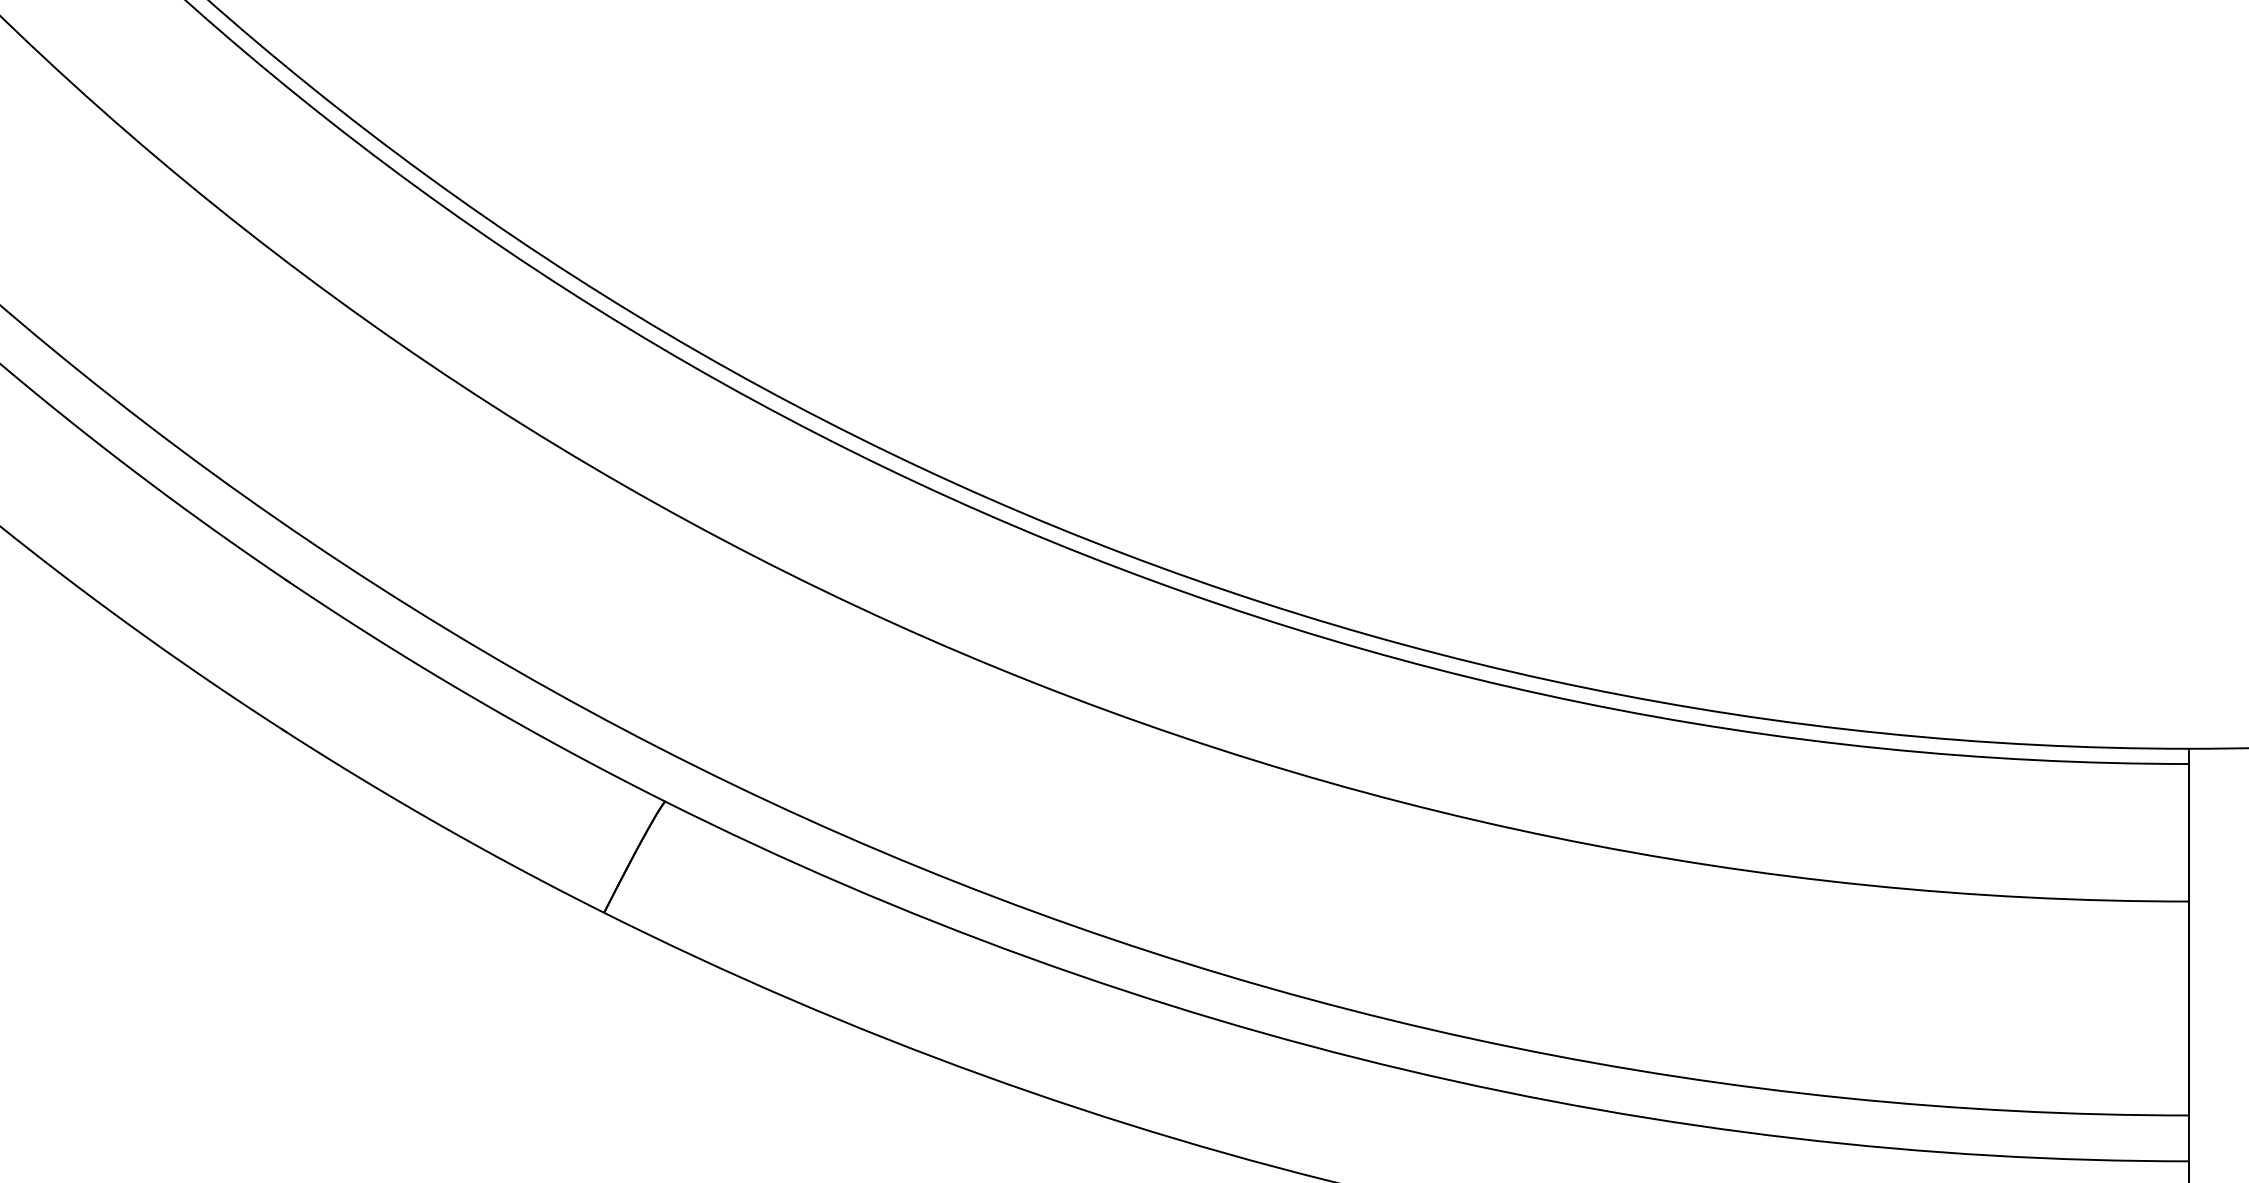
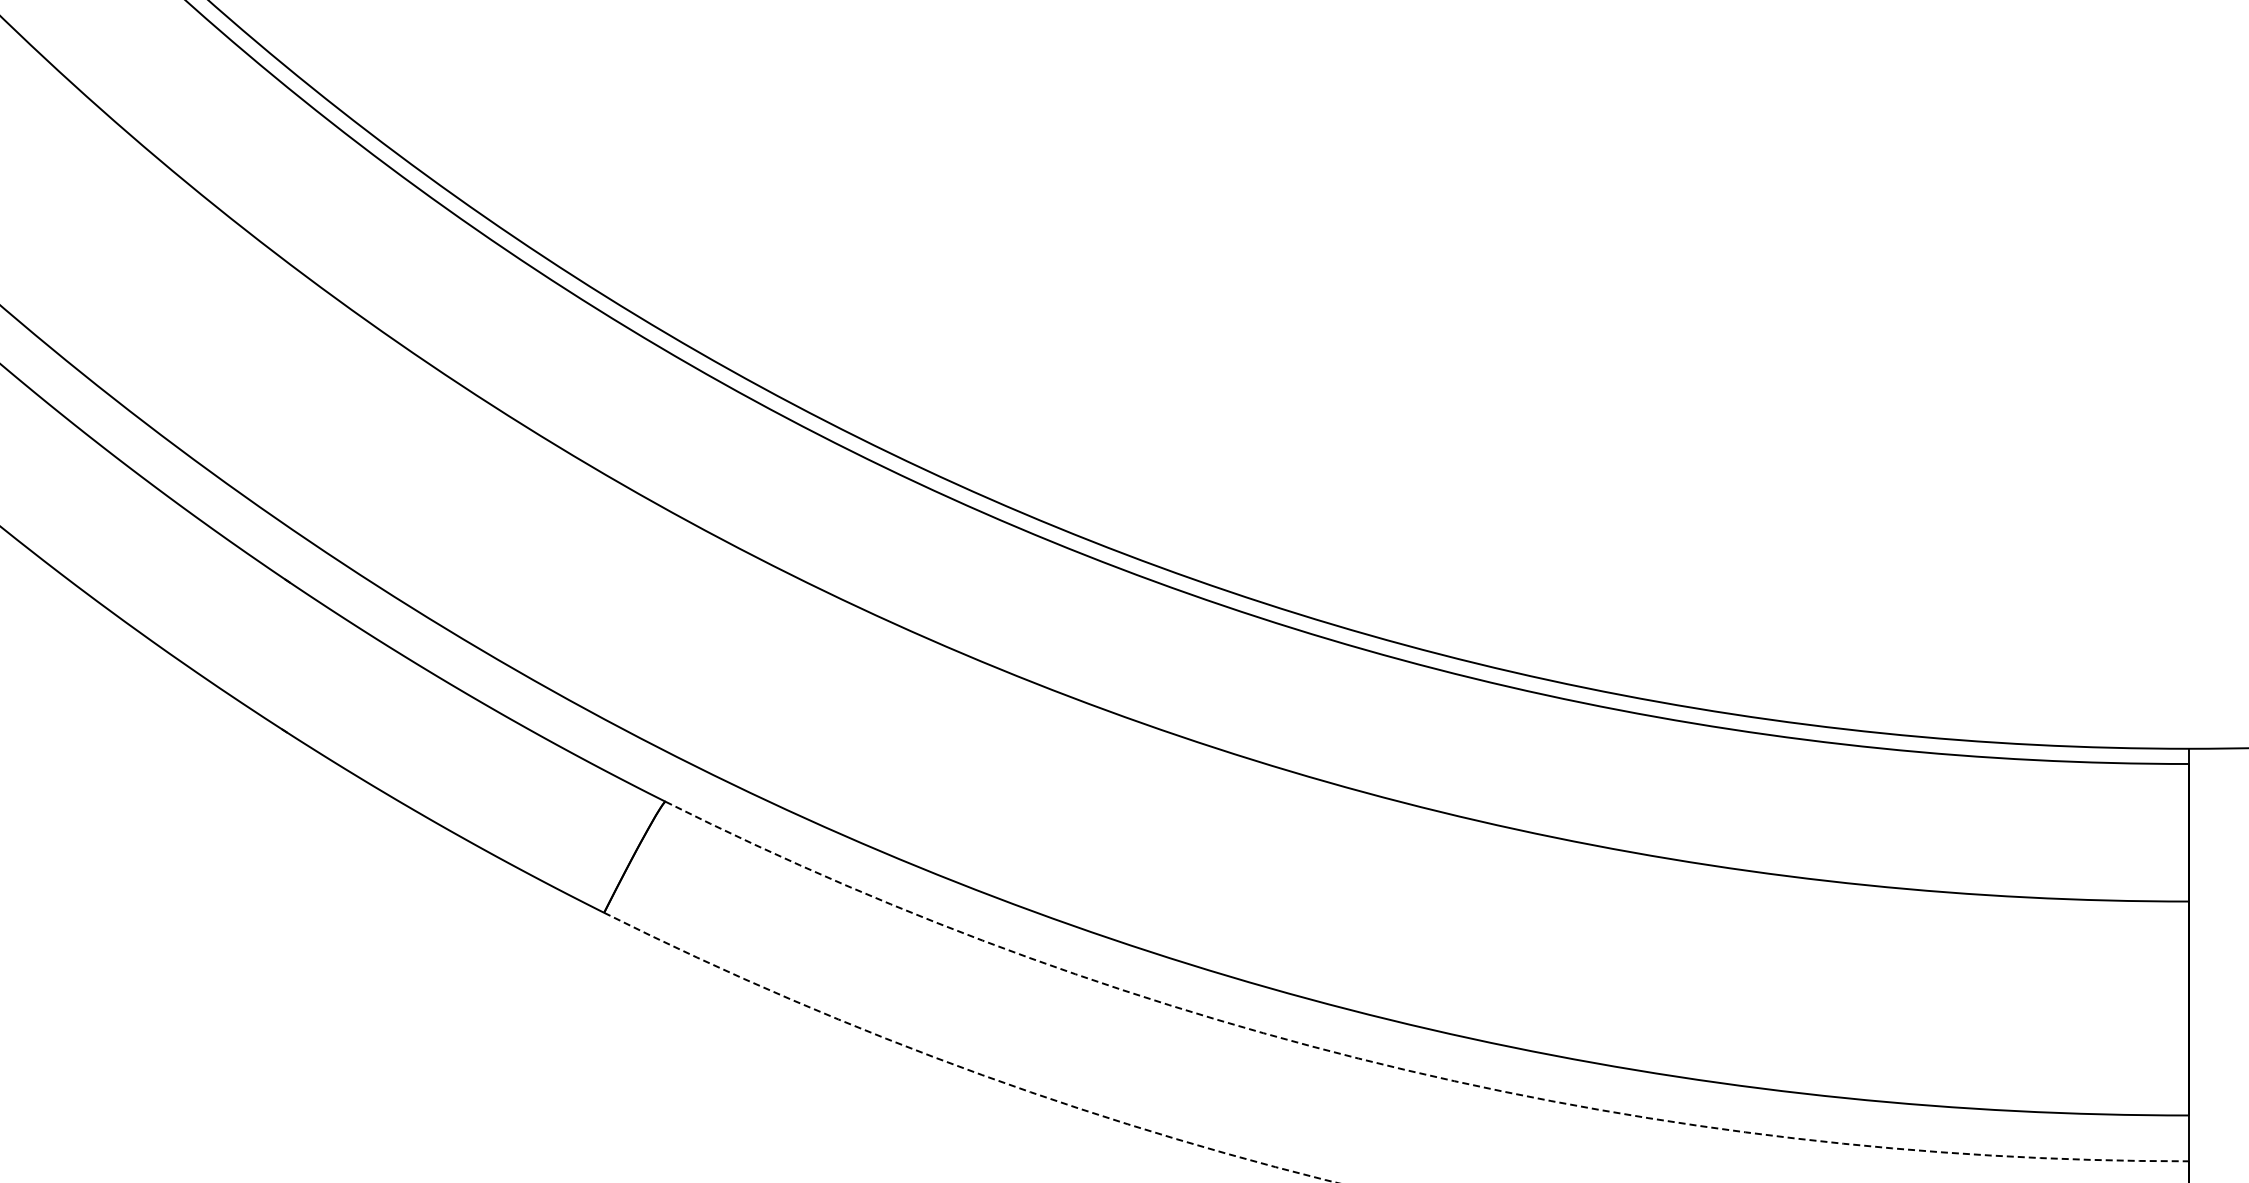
arc: solid -> dashed (964, 1068)
arc: solid -> dashed (1406, 1070)
